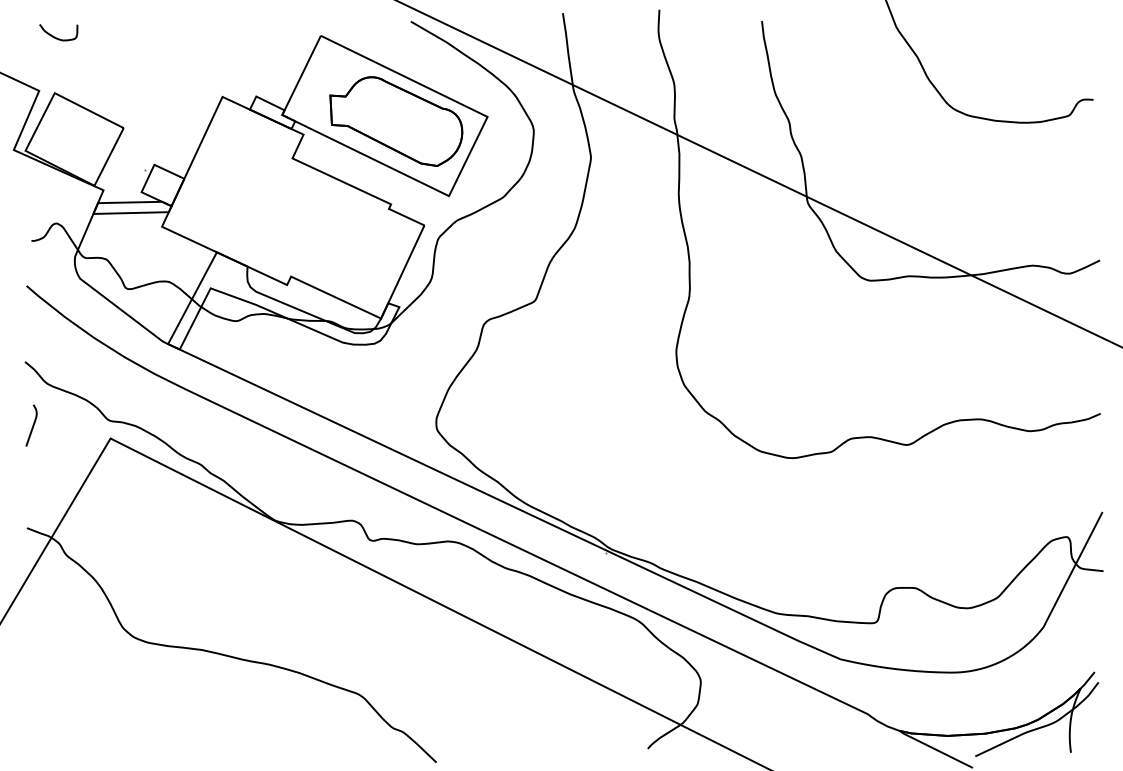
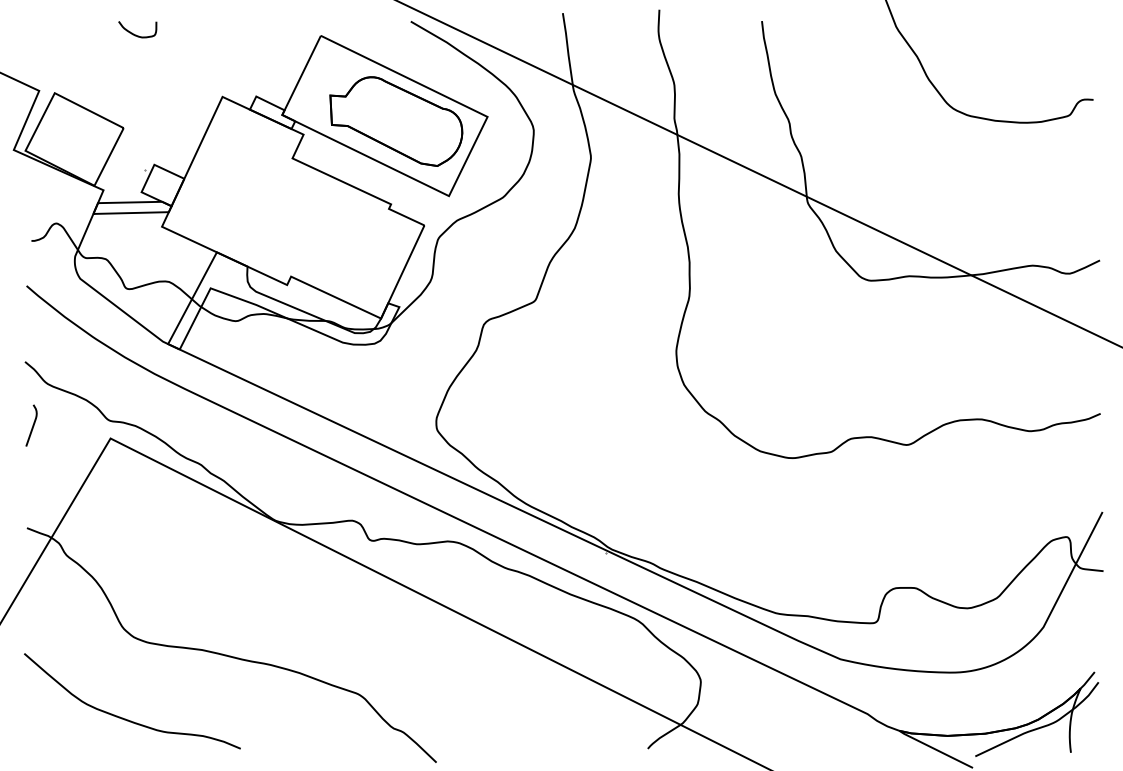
curve position: (57, 37) -> (136, 34) (136, 34)
curve: none -> present (125, 718)
